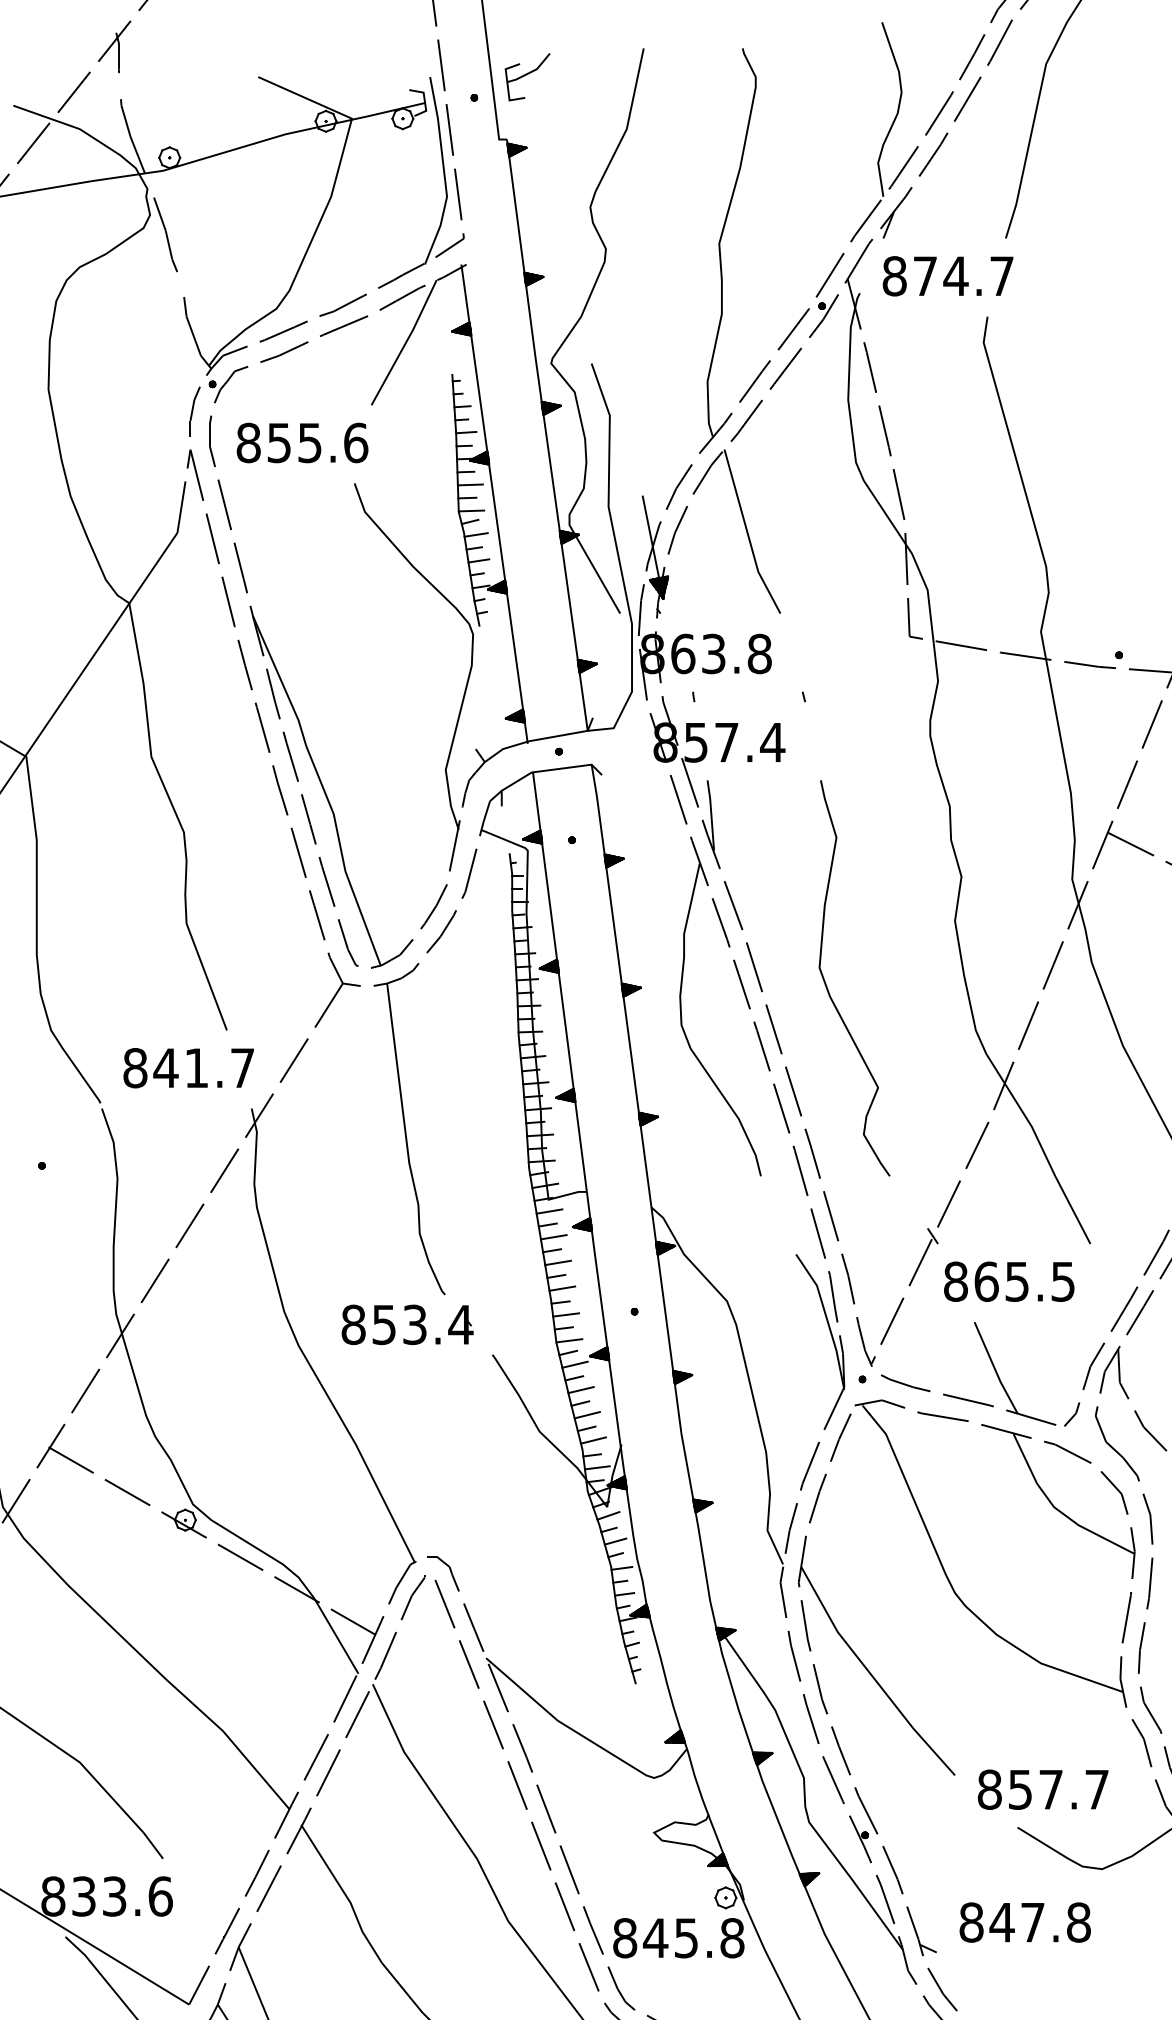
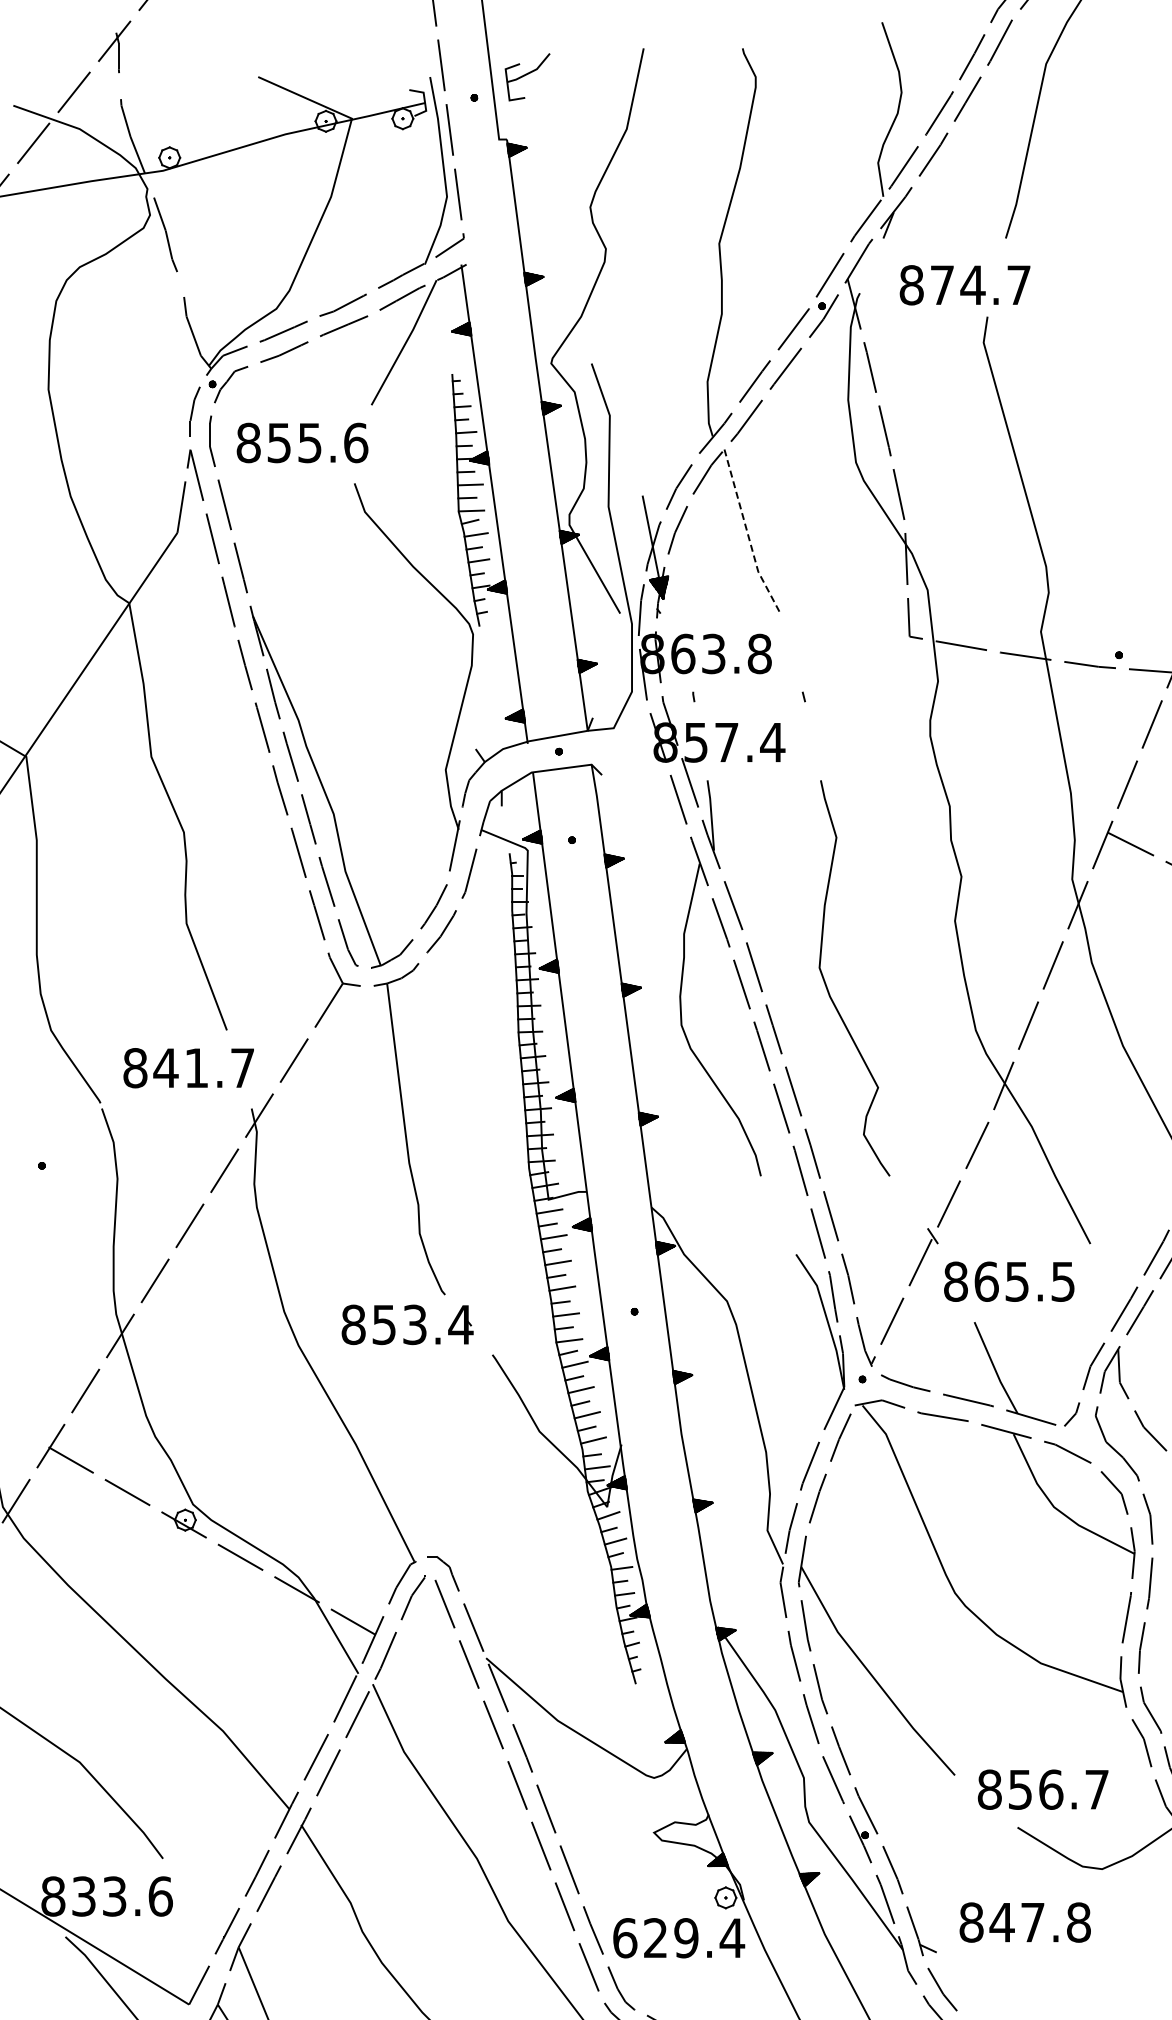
text position: (947, 276) -> (964, 285) (964, 285)
line: solid -> dashed (748, 534)
text: 857.7 -> 856.7 (1051, 1789)
text: 845.8 -> 629.4 (679, 1938)
